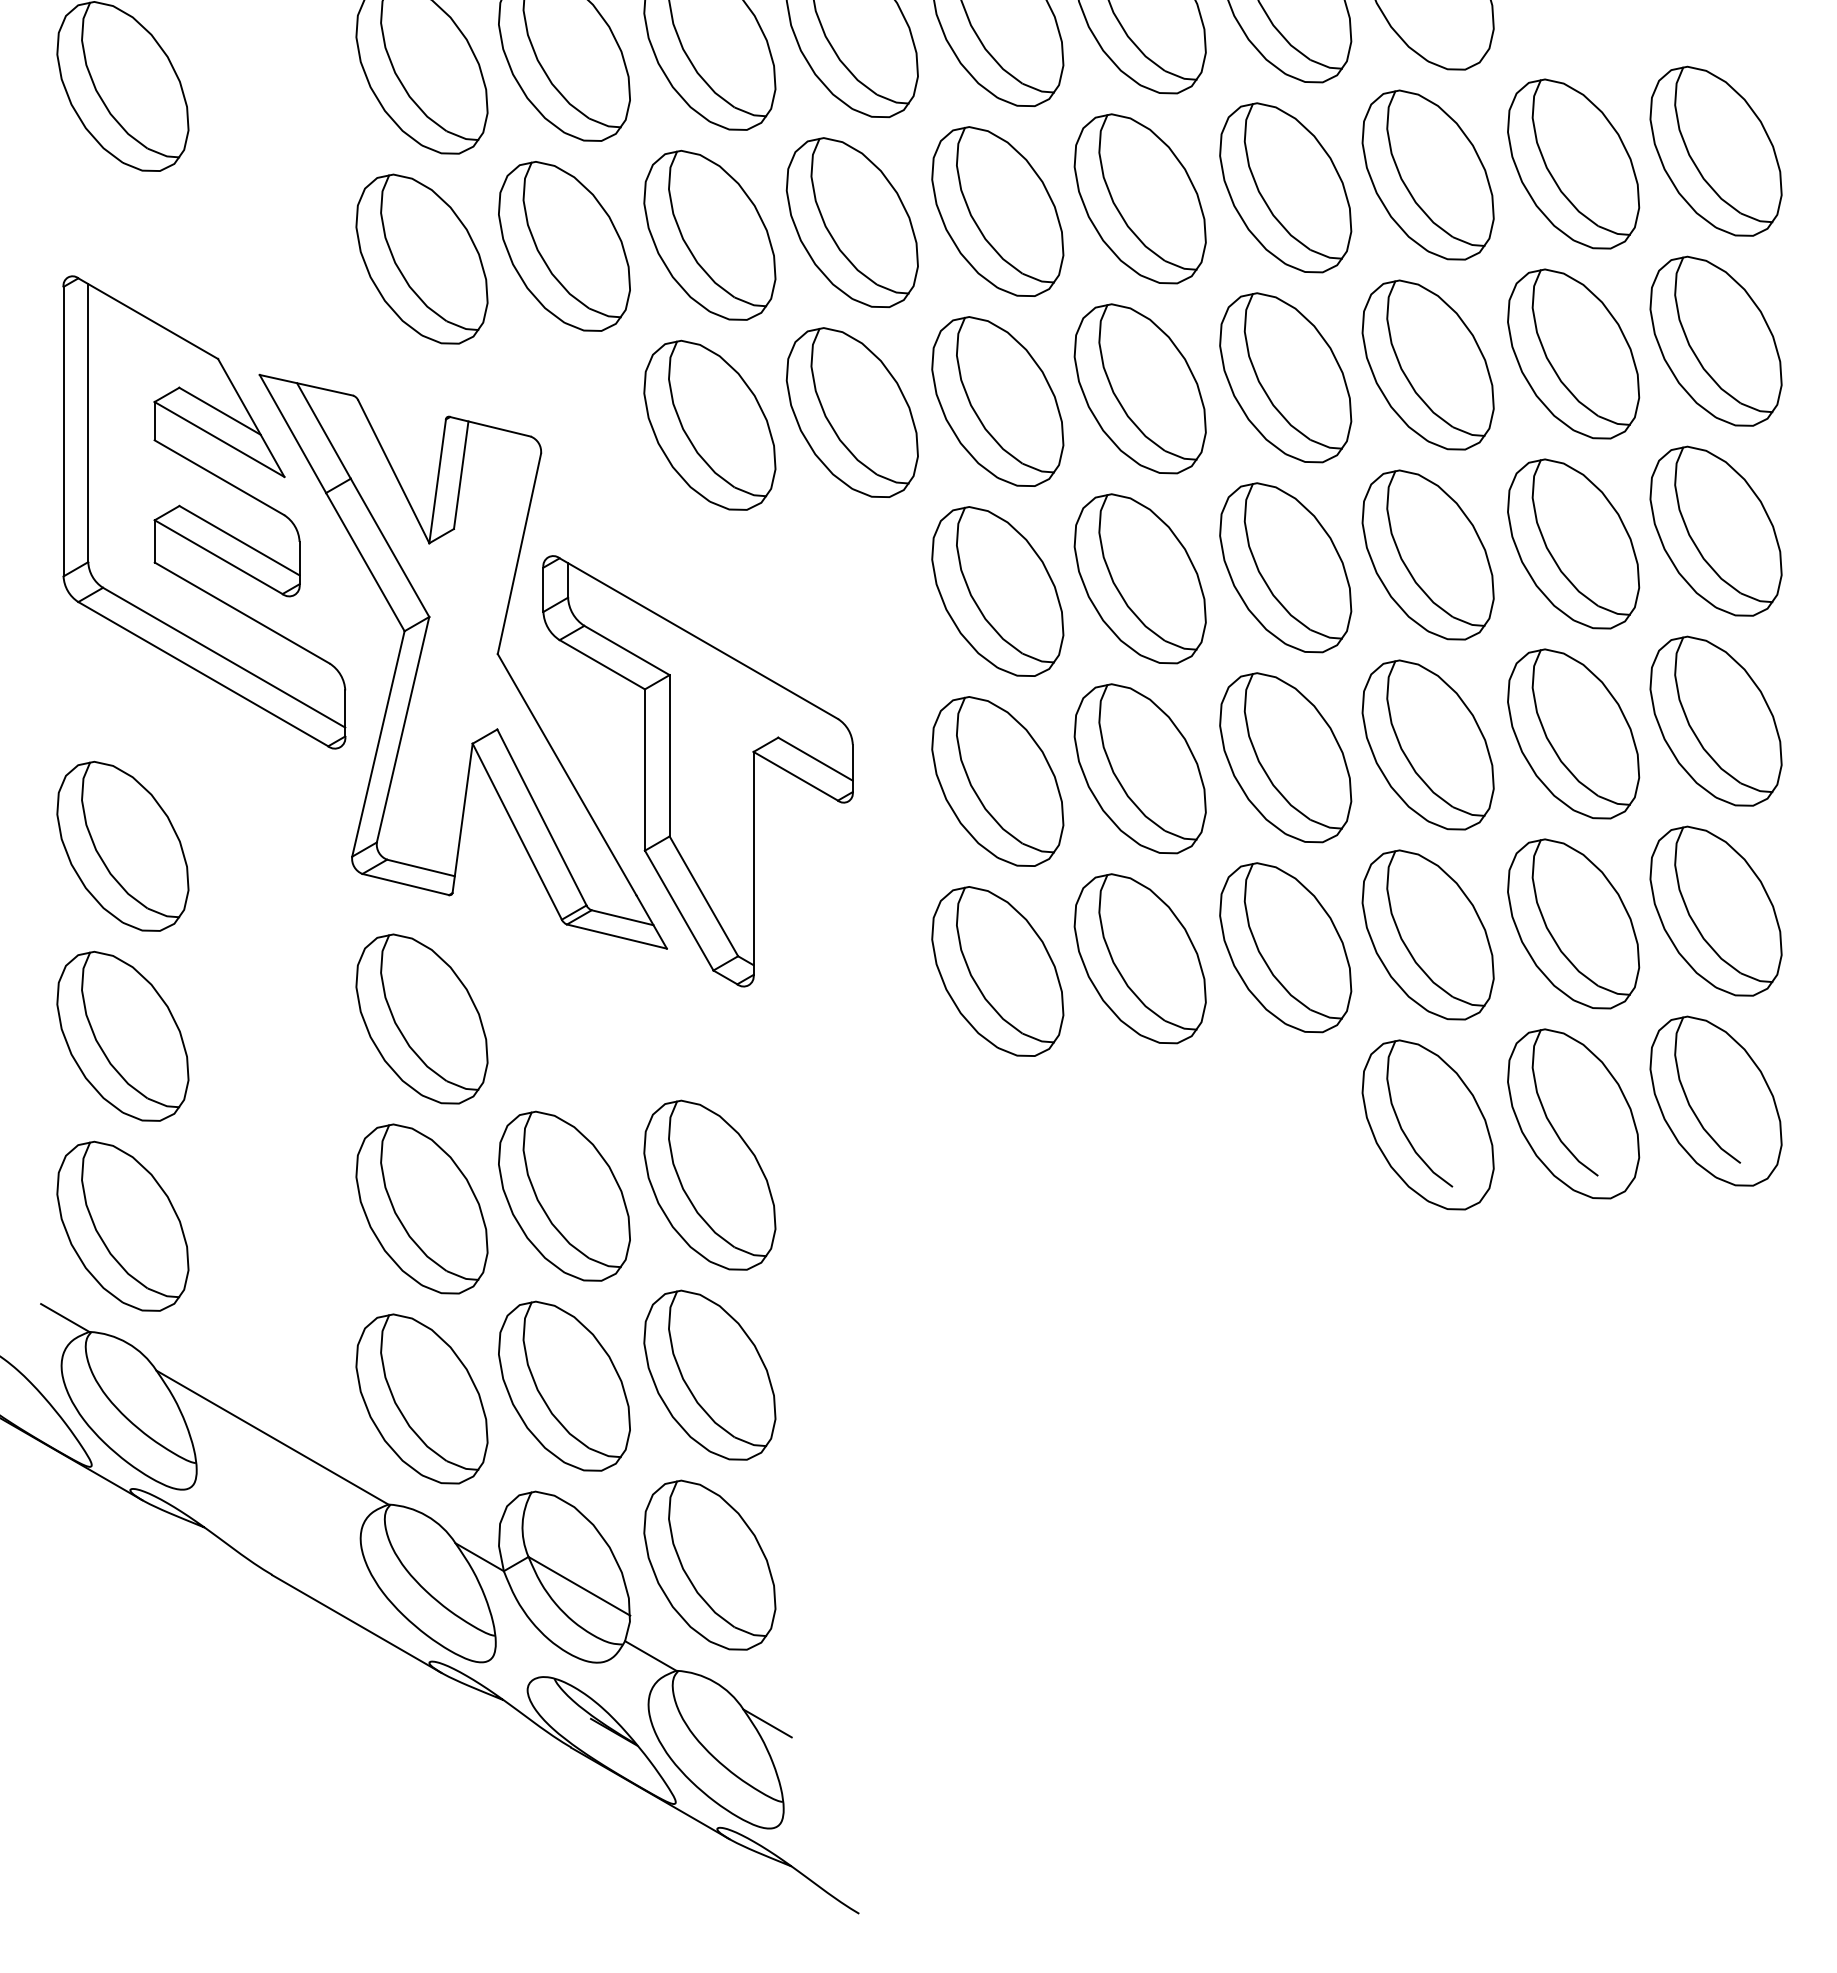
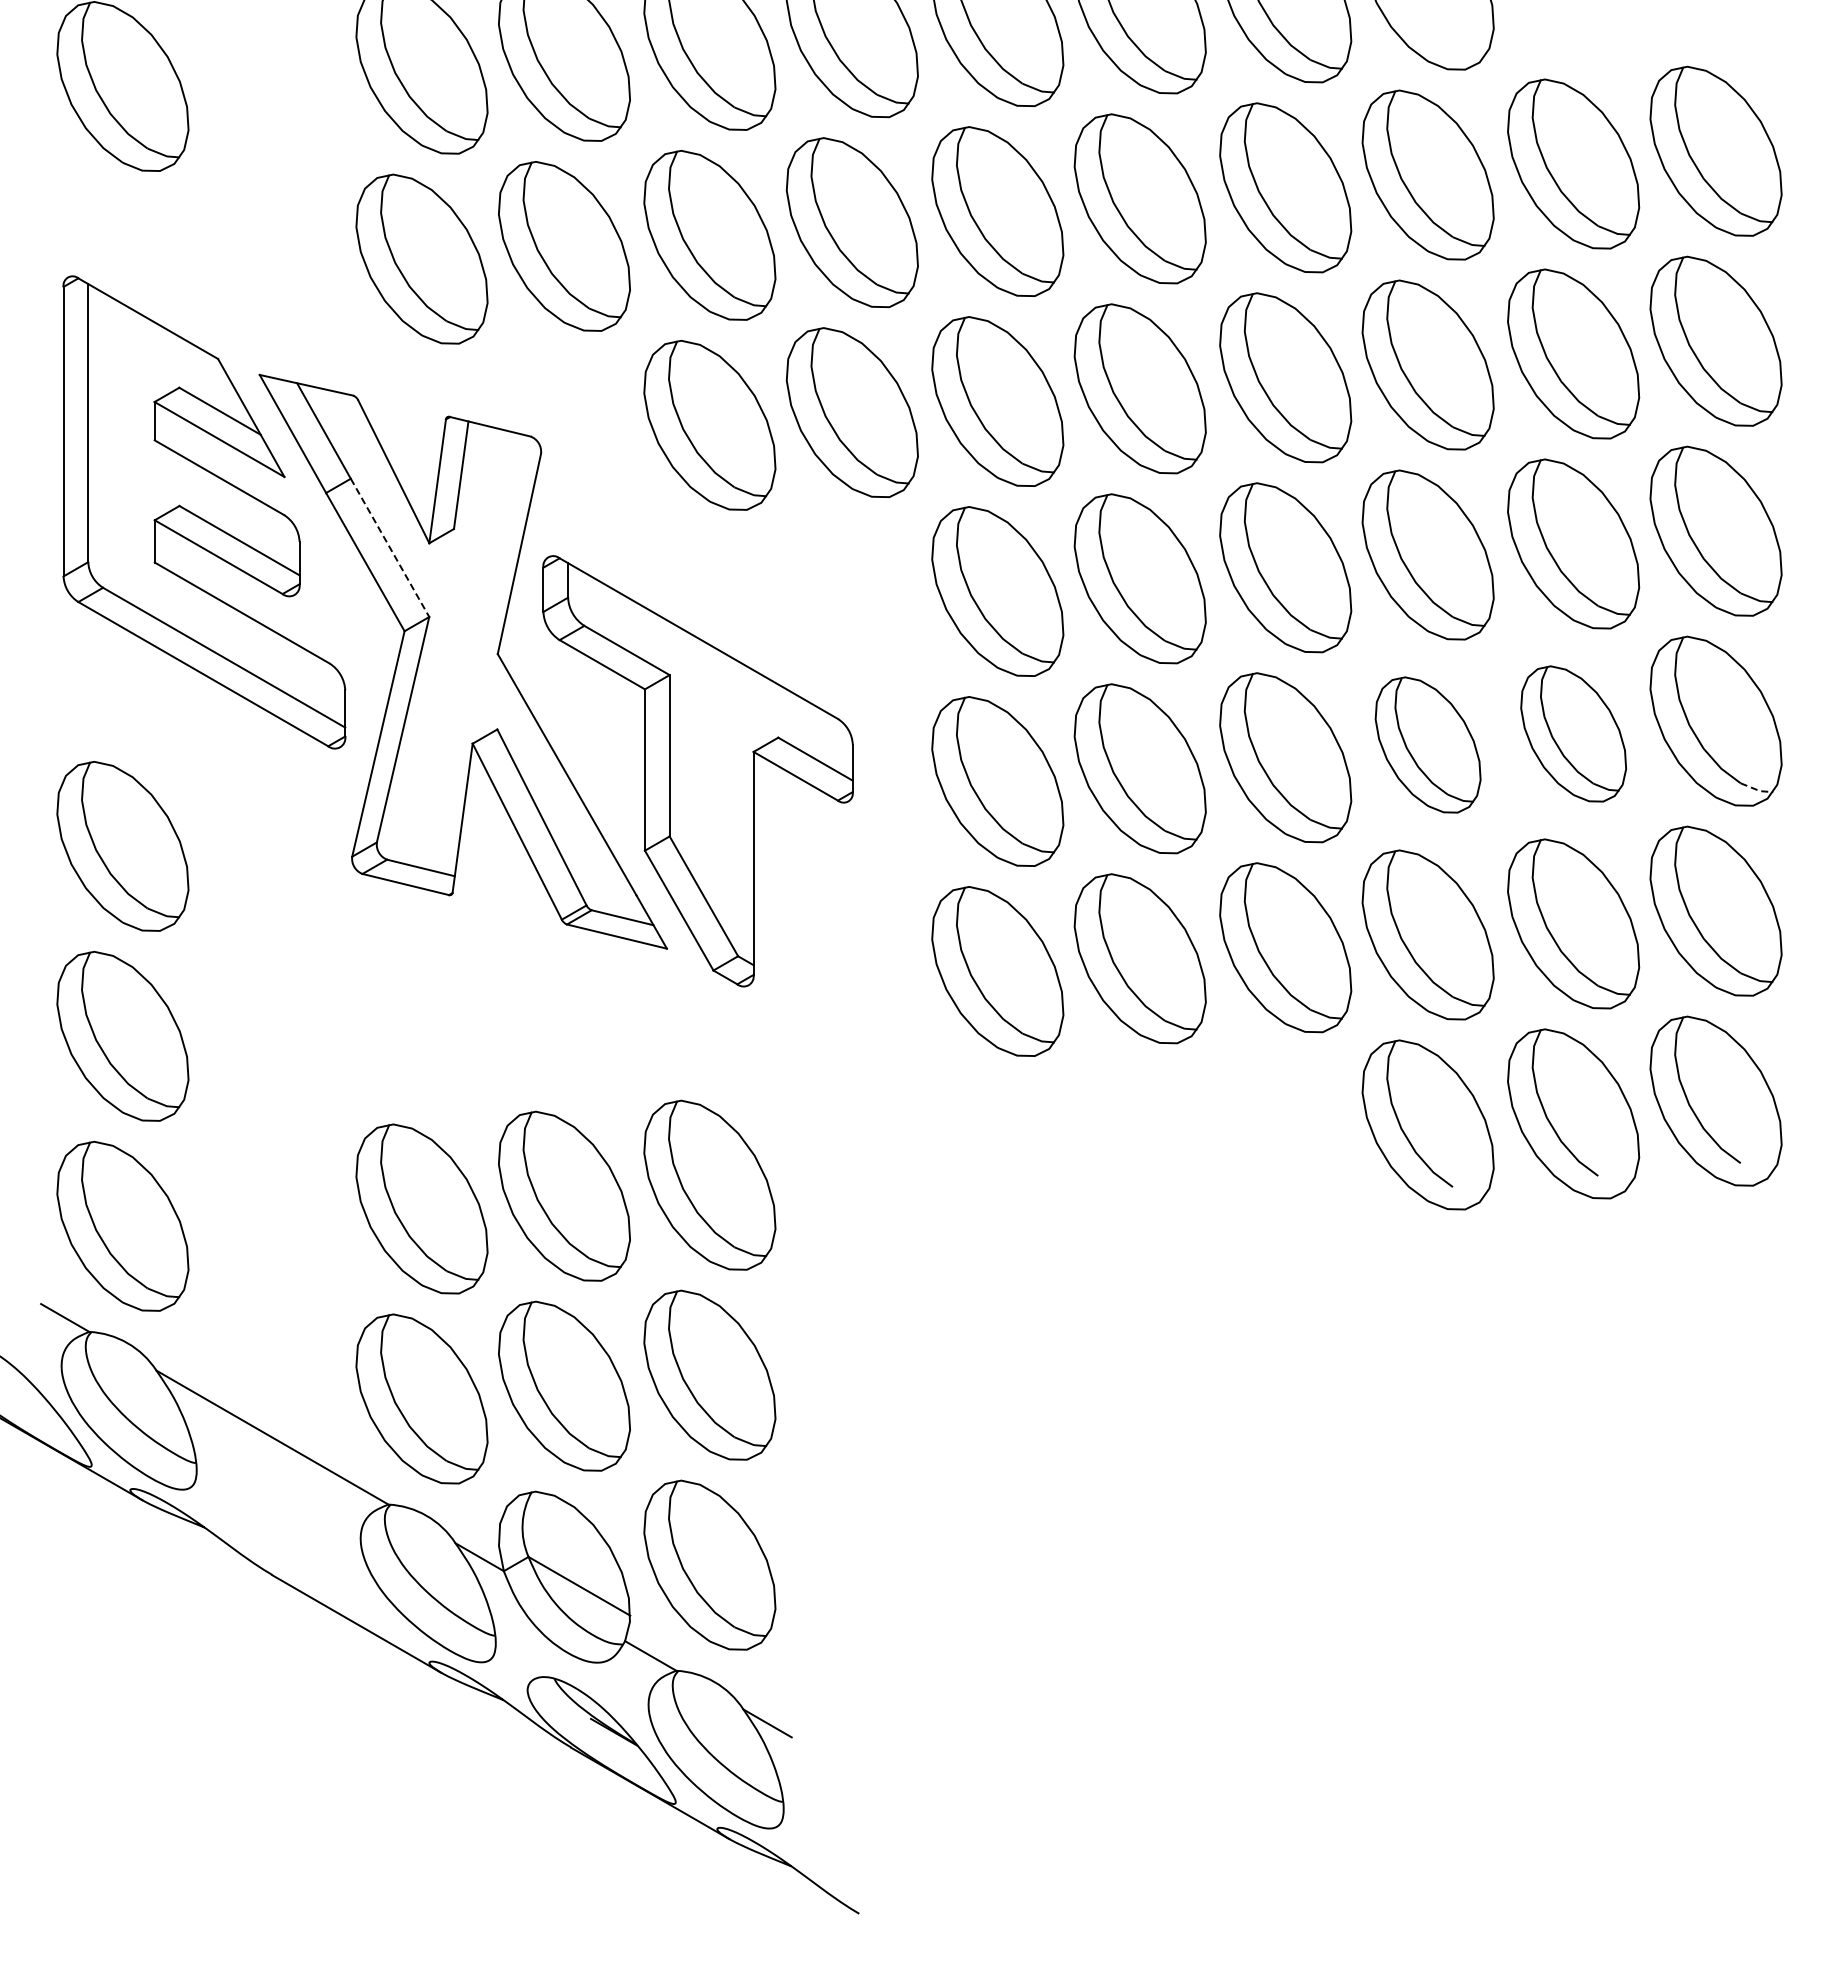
line: solid -> dashed (390, 548)
part size: 134x172 px -> 107x138 px (1573, 733)
part size: 134x172 px -> 108x138 px (1427, 744)
line: solid -> dashed (1757, 790)
part: present -> none (421, 1018)
